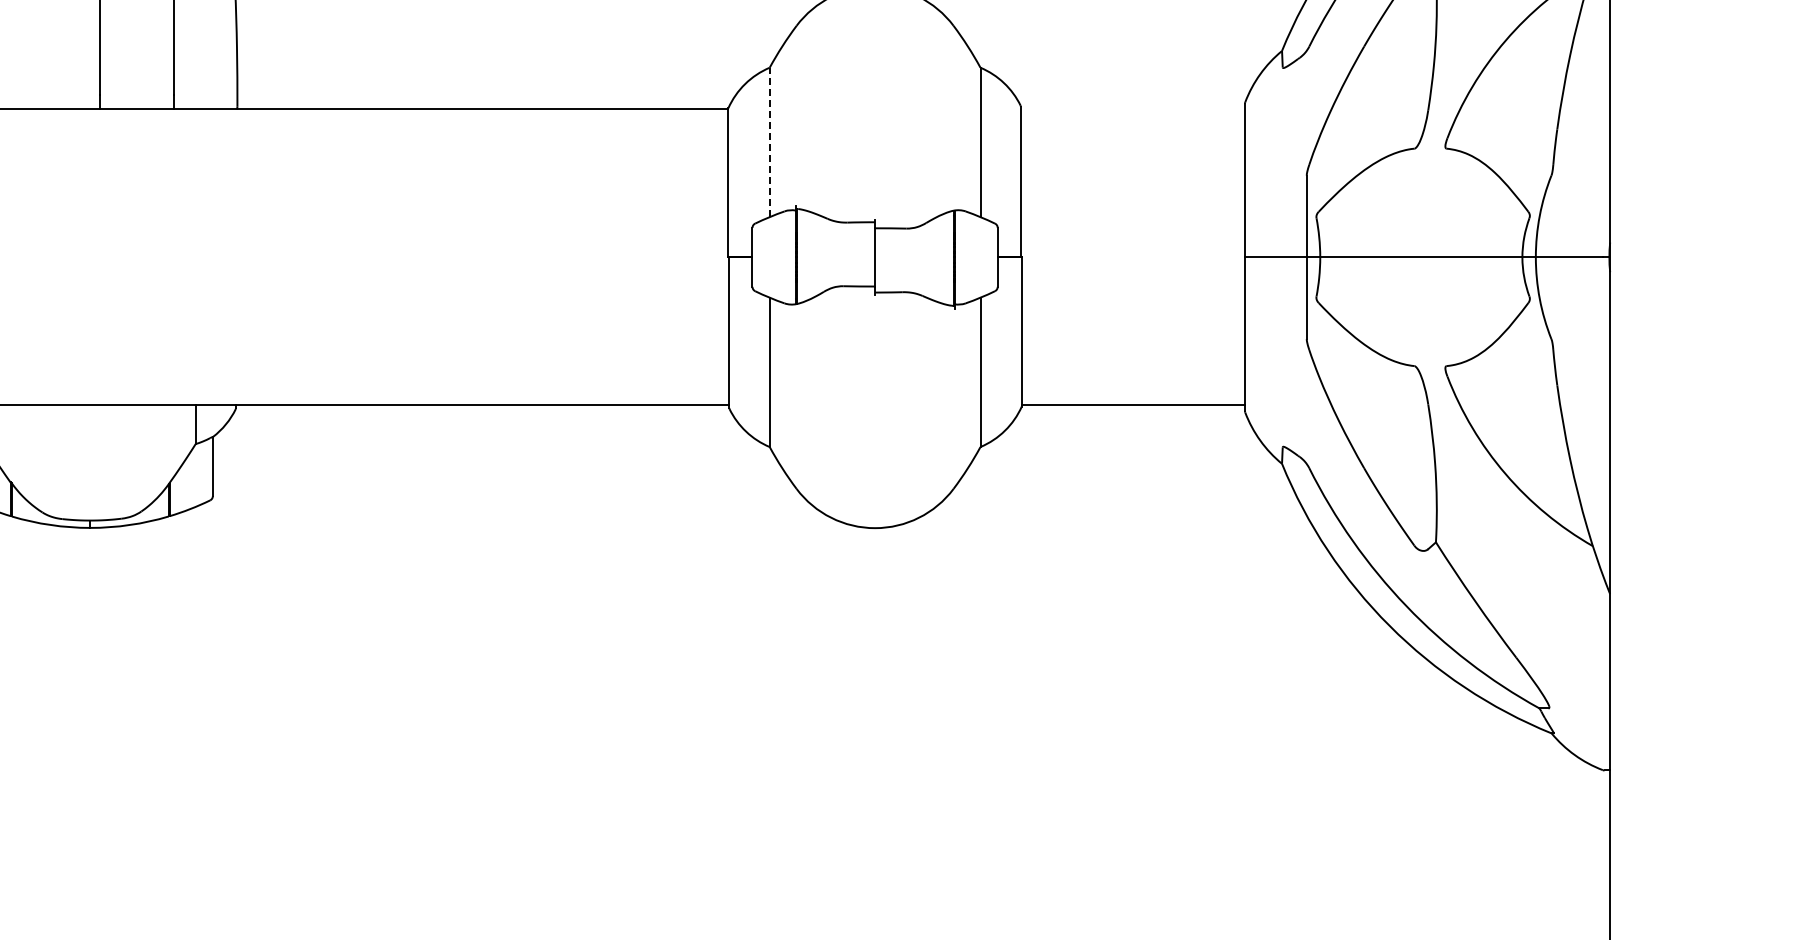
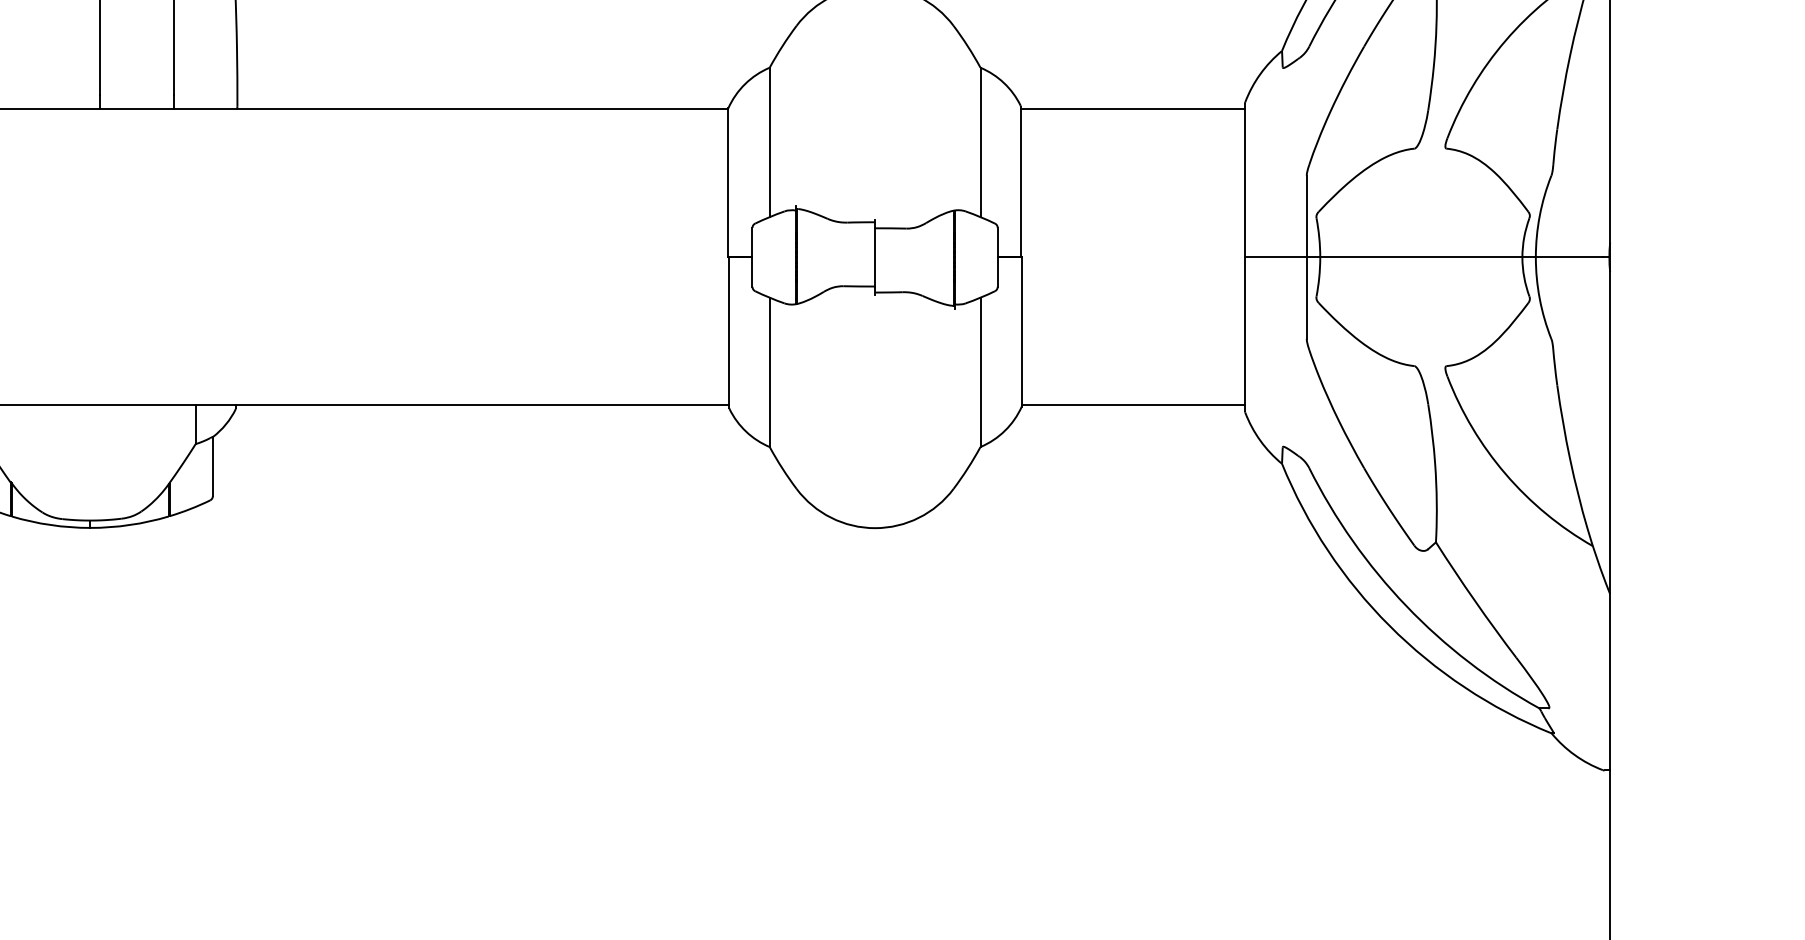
line: none -> present (1132, 109)
line: dashed -> solid (769, 142)
